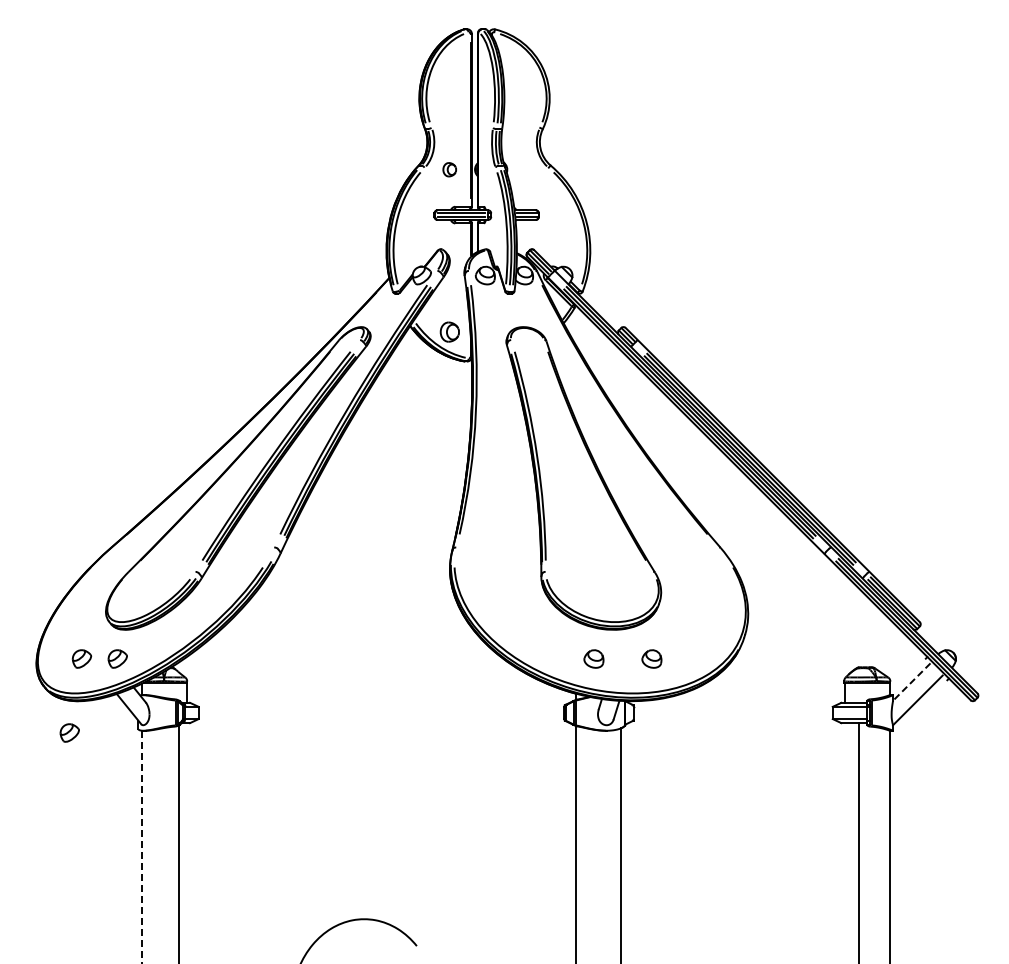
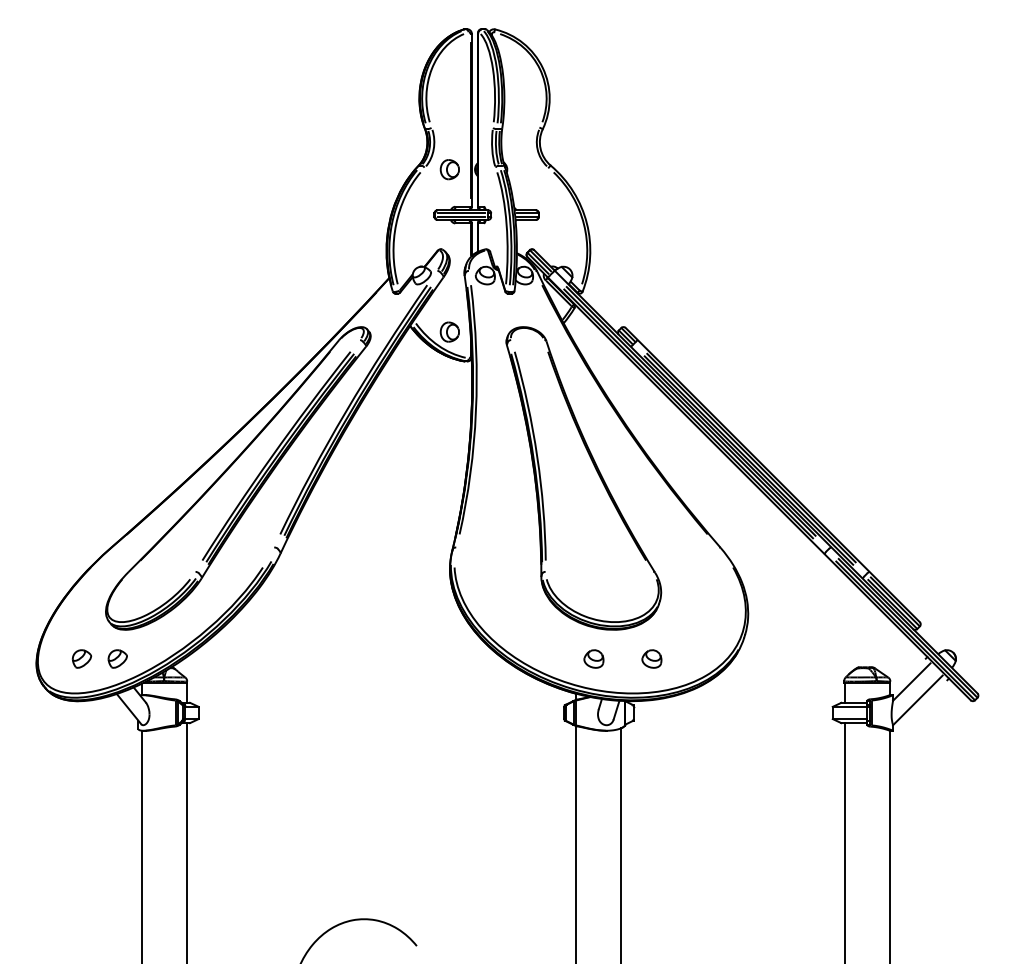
part size: 15x16 px -> 21x22 px (449, 169)
line: dashed -> solid (911, 682)
part: present -> none (69, 732)
line position: (178, 841) -> (186, 841) (186, 841)
line position: (858, 841) -> (844, 841) (844, 841)
line: dashed -> solid (141, 847)
